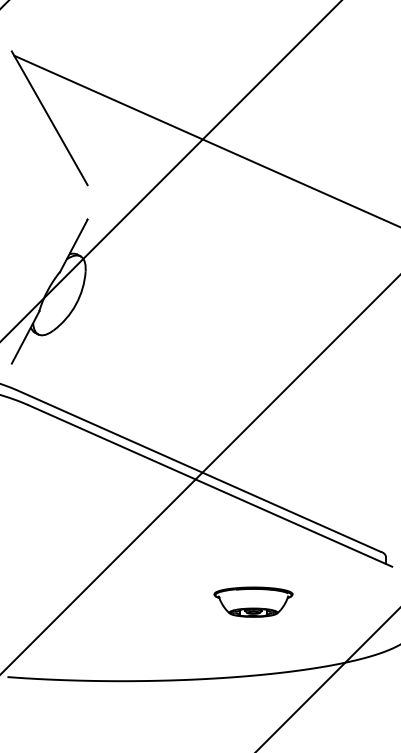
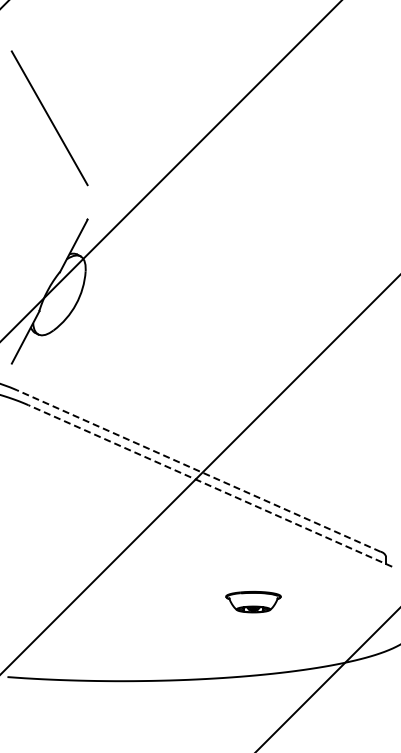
line: present -> none (205, 140)
line: solid -> dashed (198, 470)
line: solid -> dashed (209, 485)
part size: 81x32 px -> 57x23 px (253, 602)
